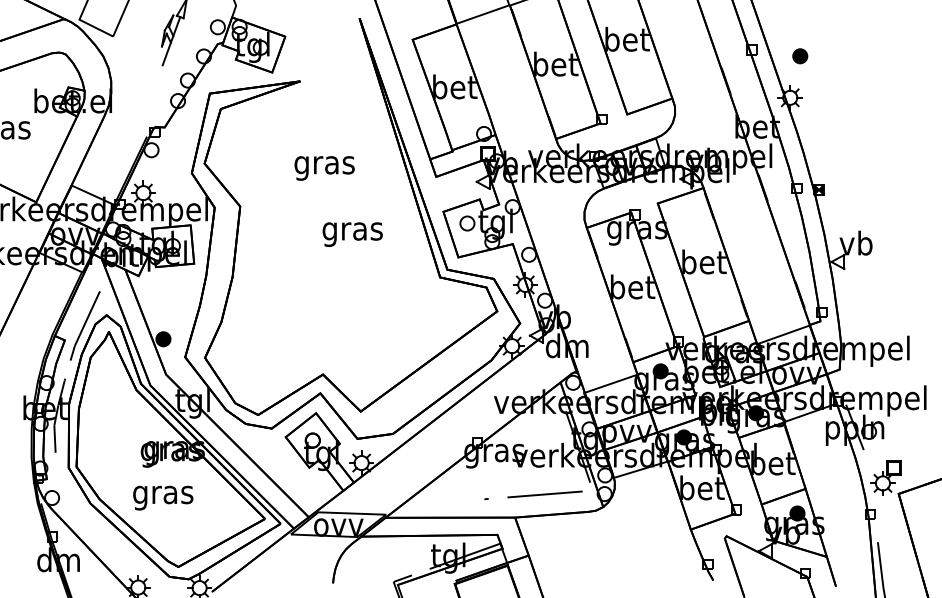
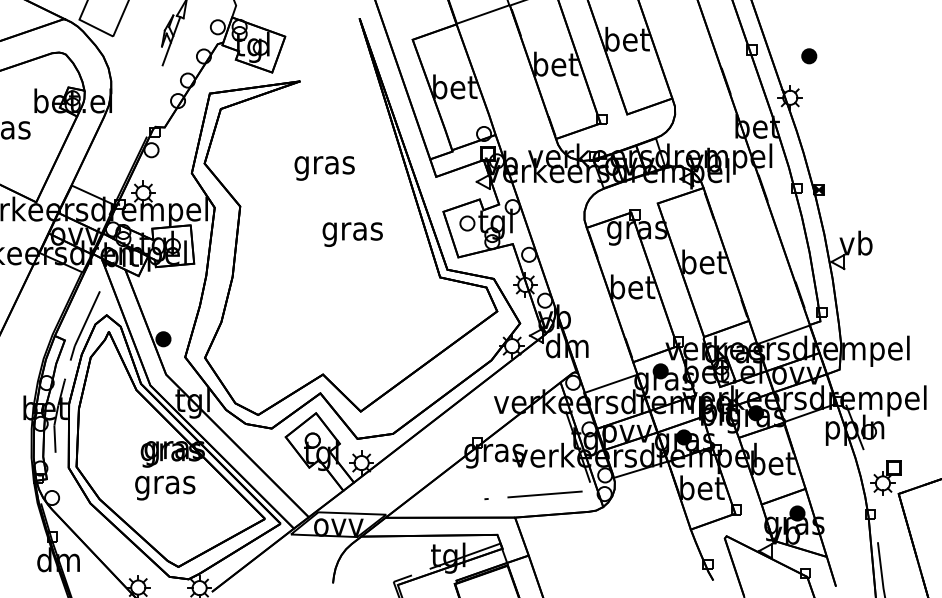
part position: (800, 56) -> (809, 56) (809, 56)
text position: (163, 497) -> (165, 487) (165, 487)
